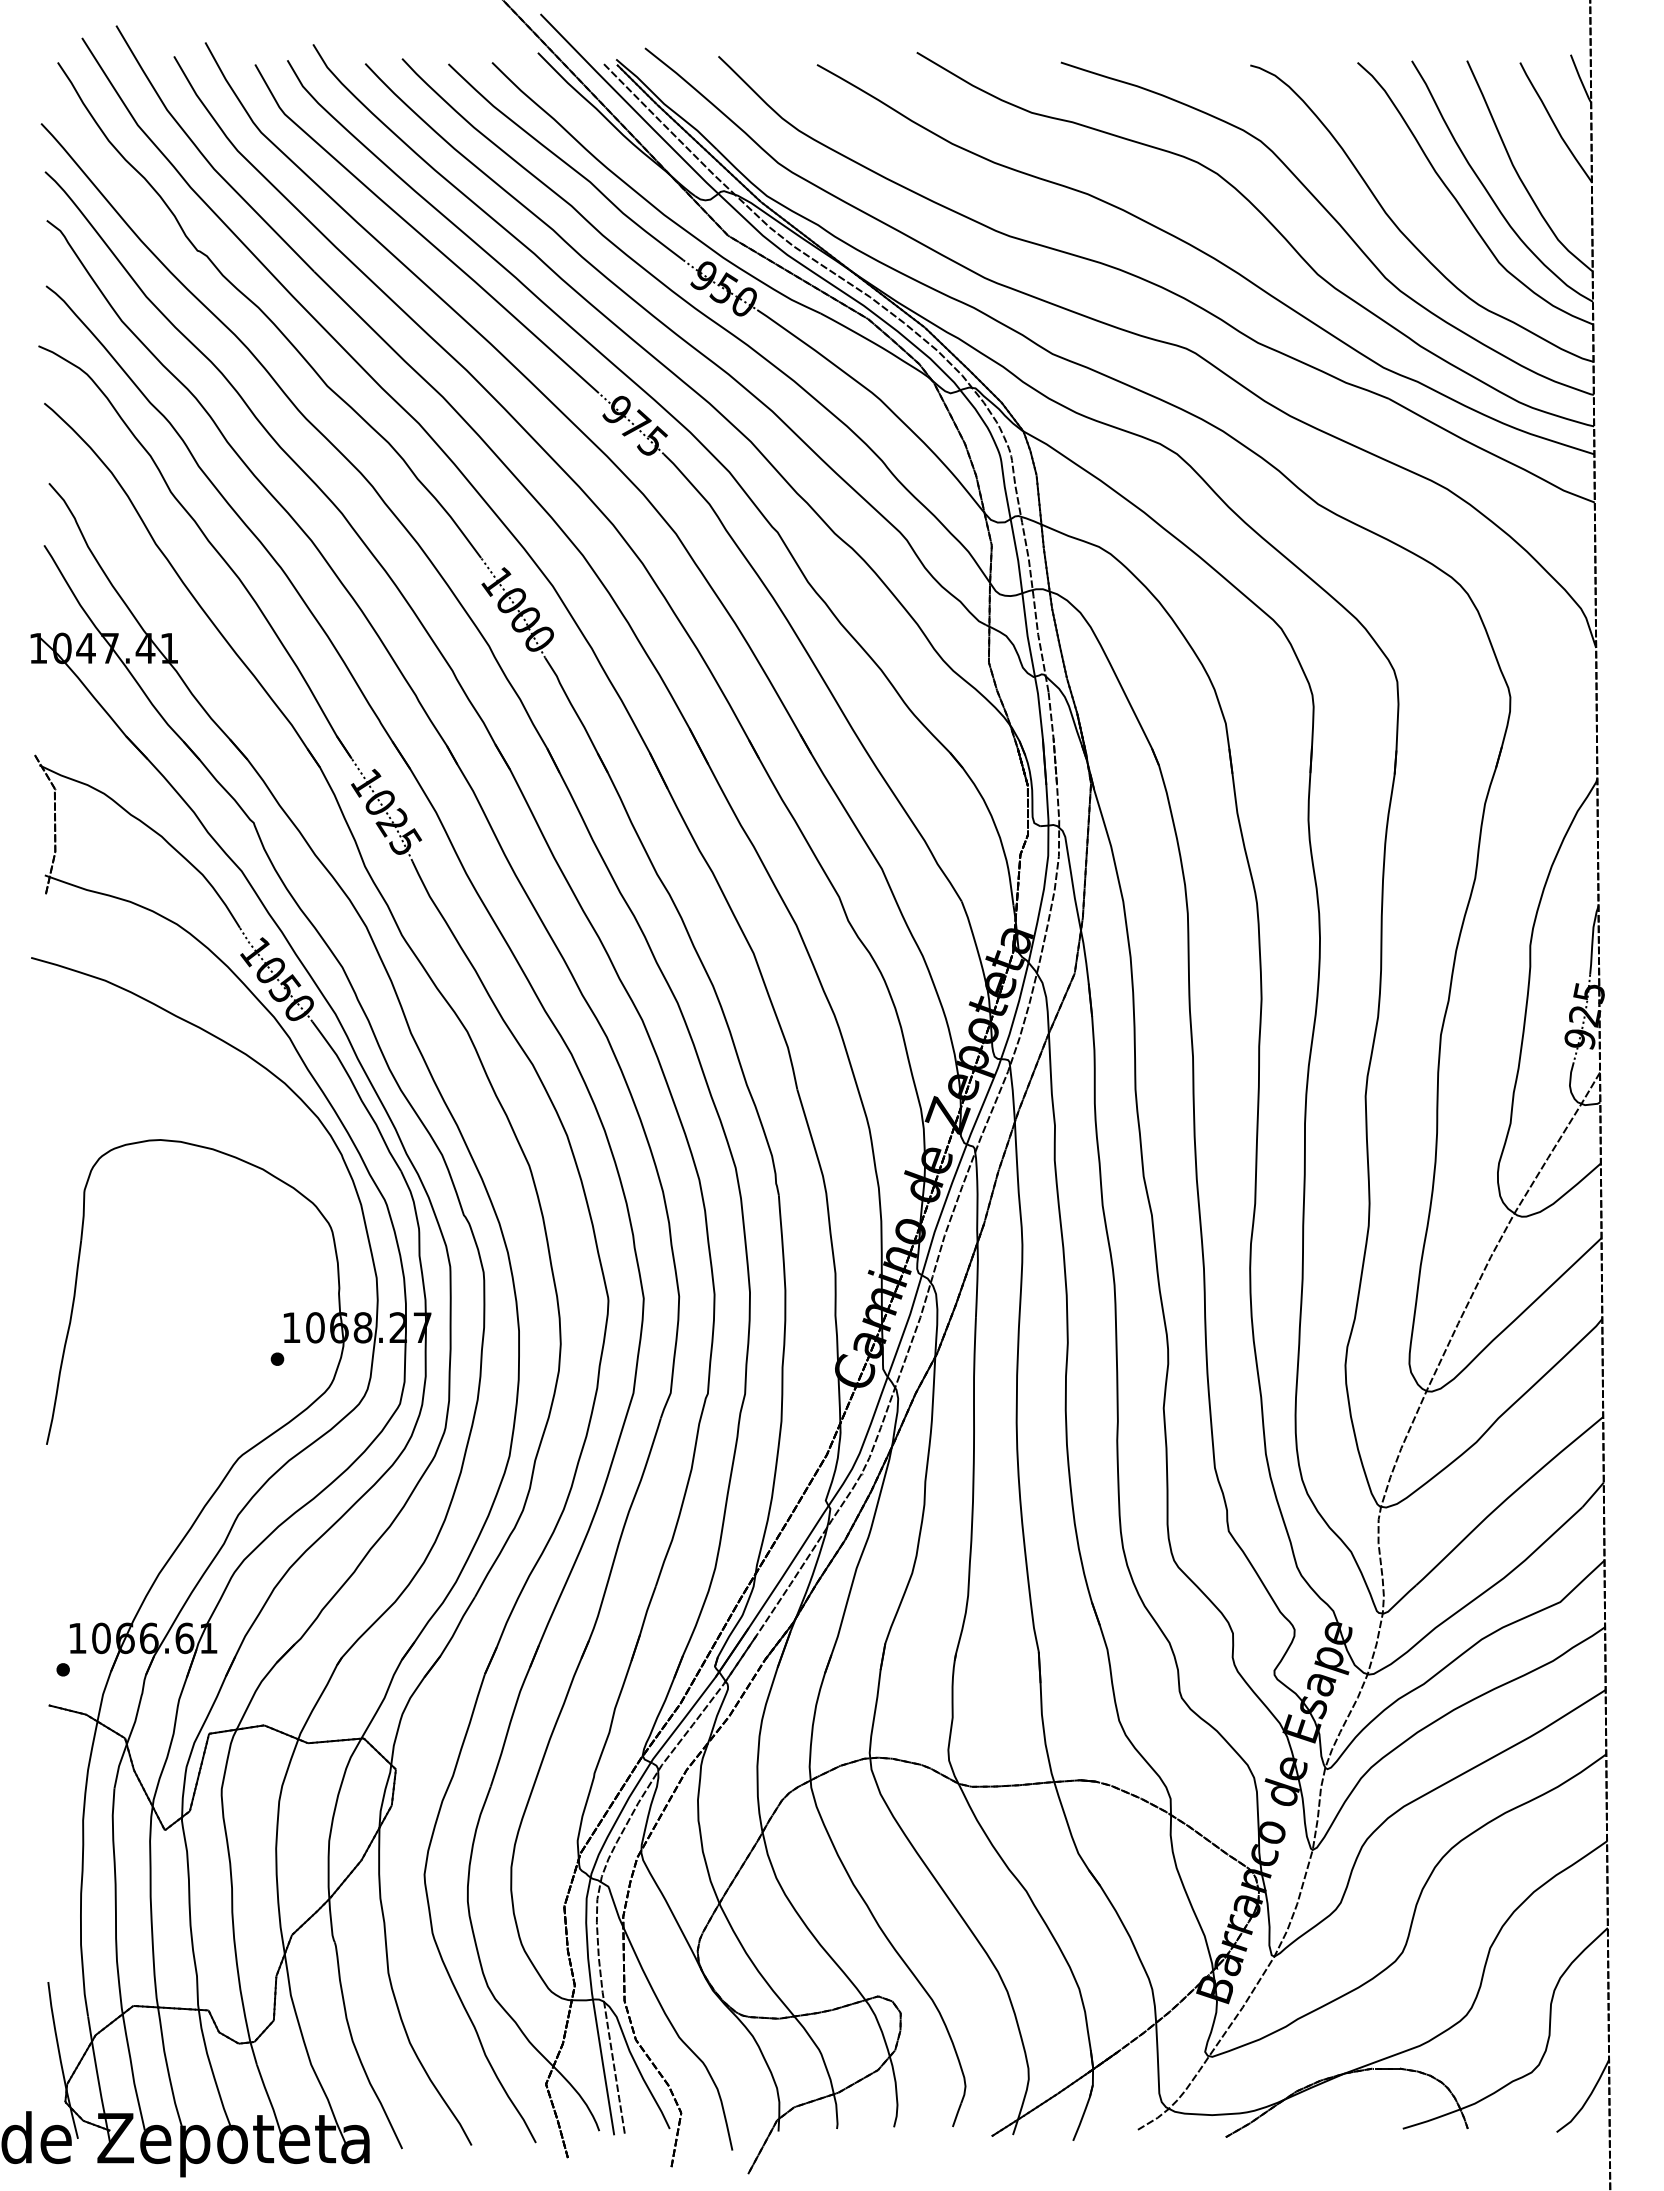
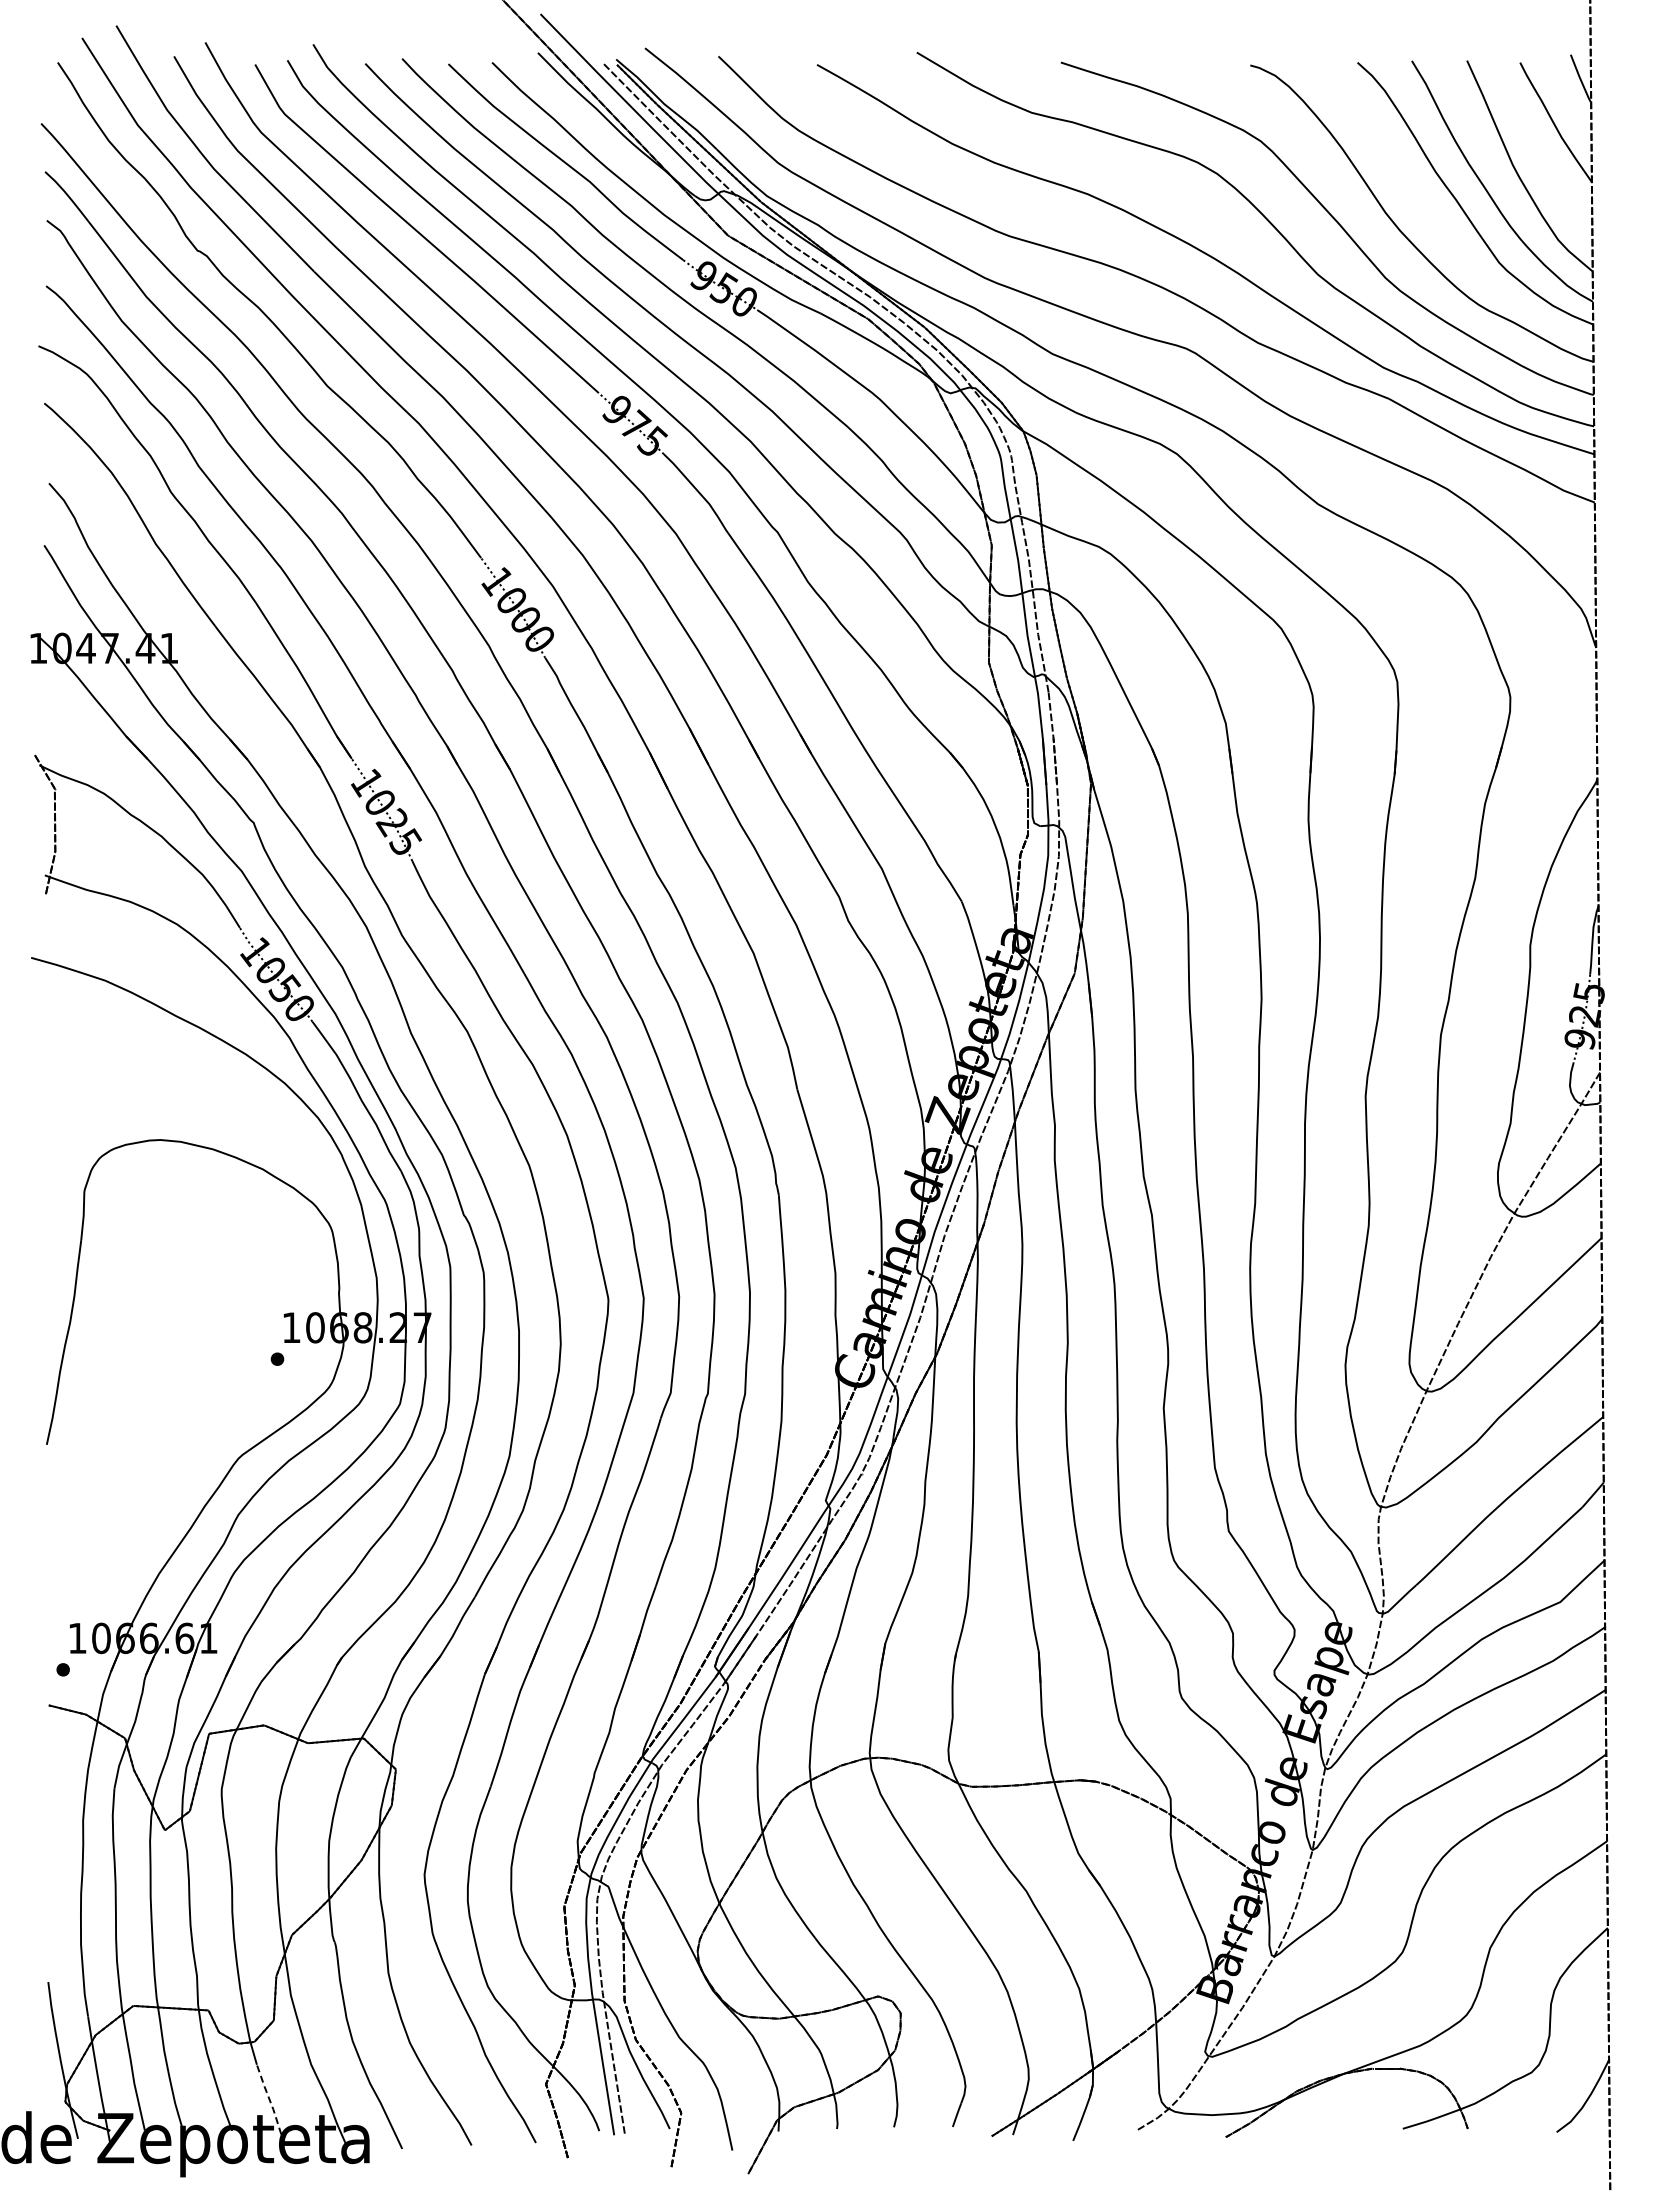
line: solid -> dashed (269, 2098)
